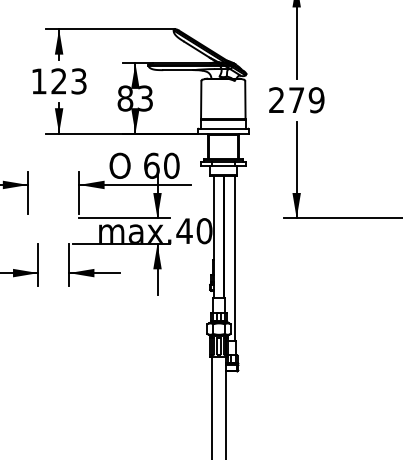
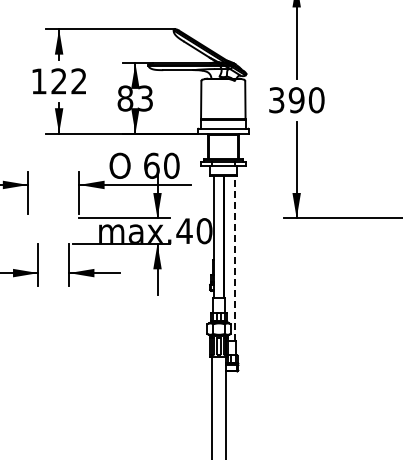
text: 123 -> 122 (78, 81)
text: 279 -> 390 (296, 100)
line: solid -> dashed (234, 257)
